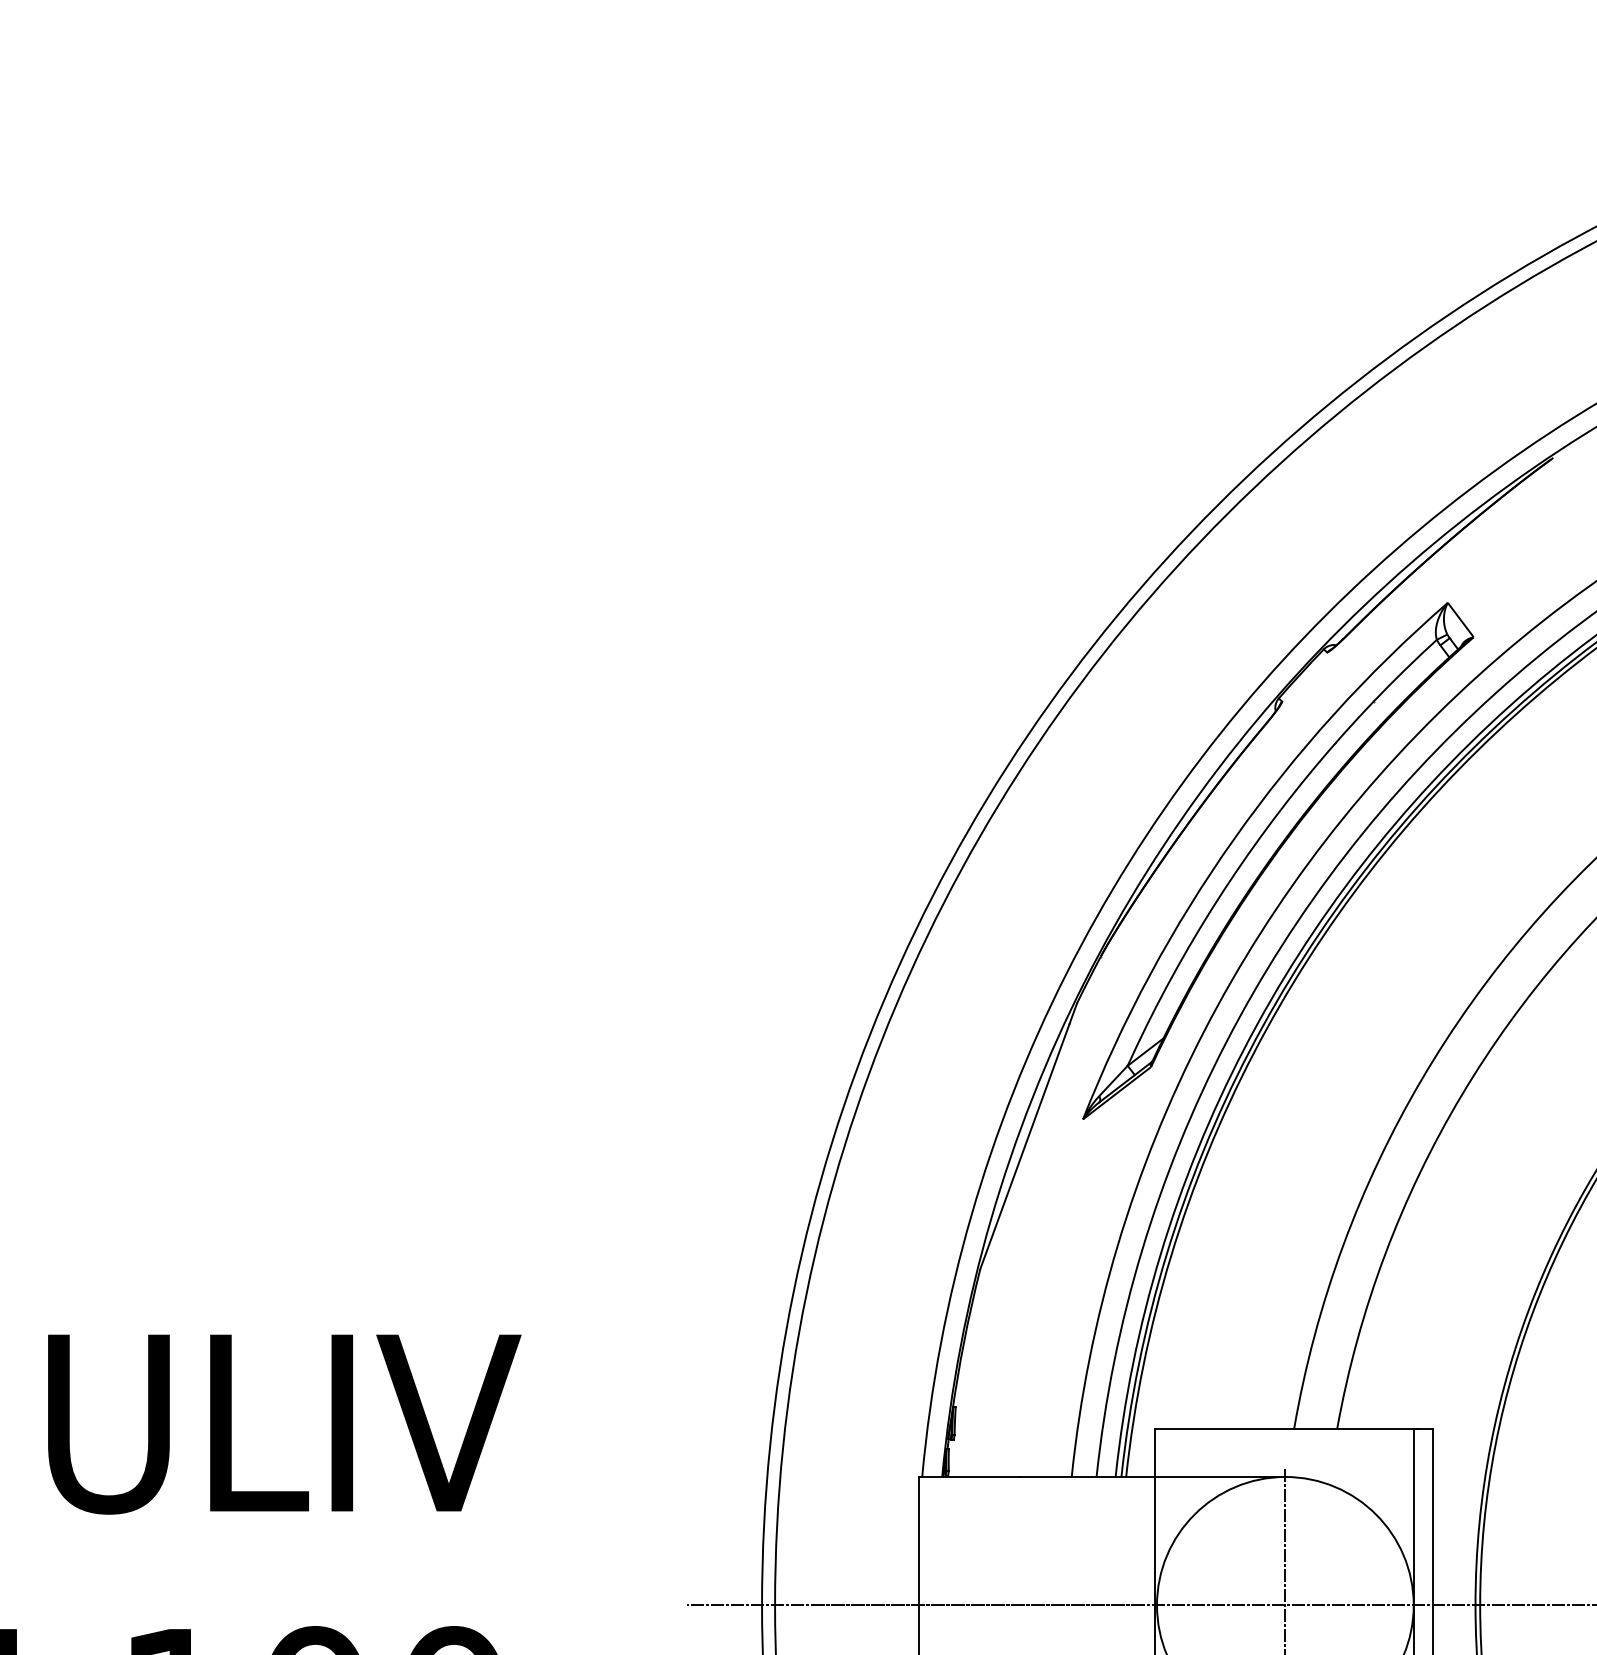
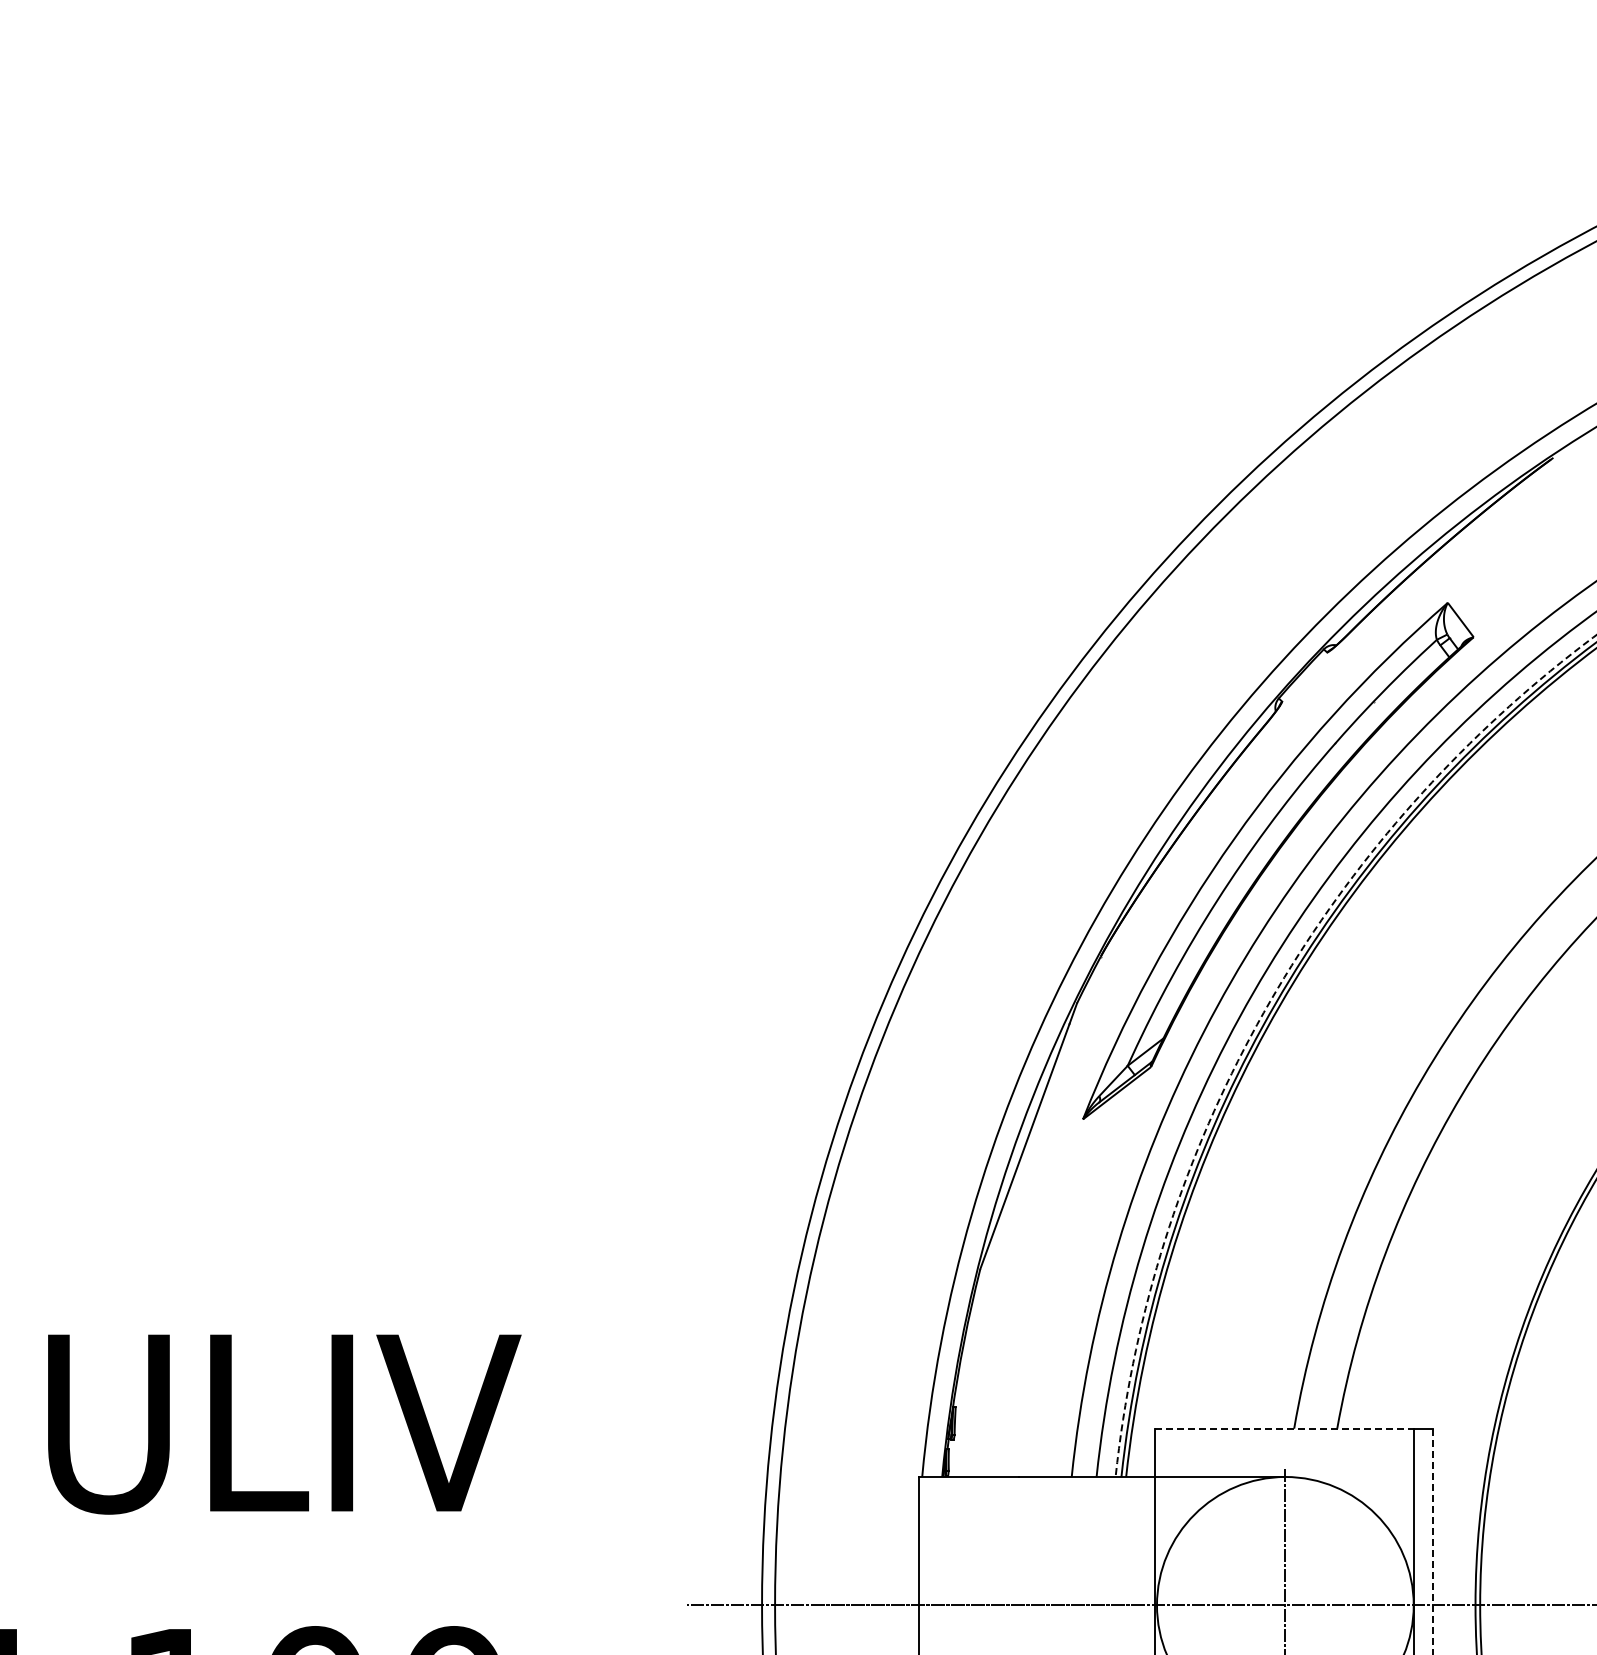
arc: solid -> dashed (1270, 1001)
line: solid -> dashed (1286, 1428)
line: solid -> dashed (1432, 1541)
